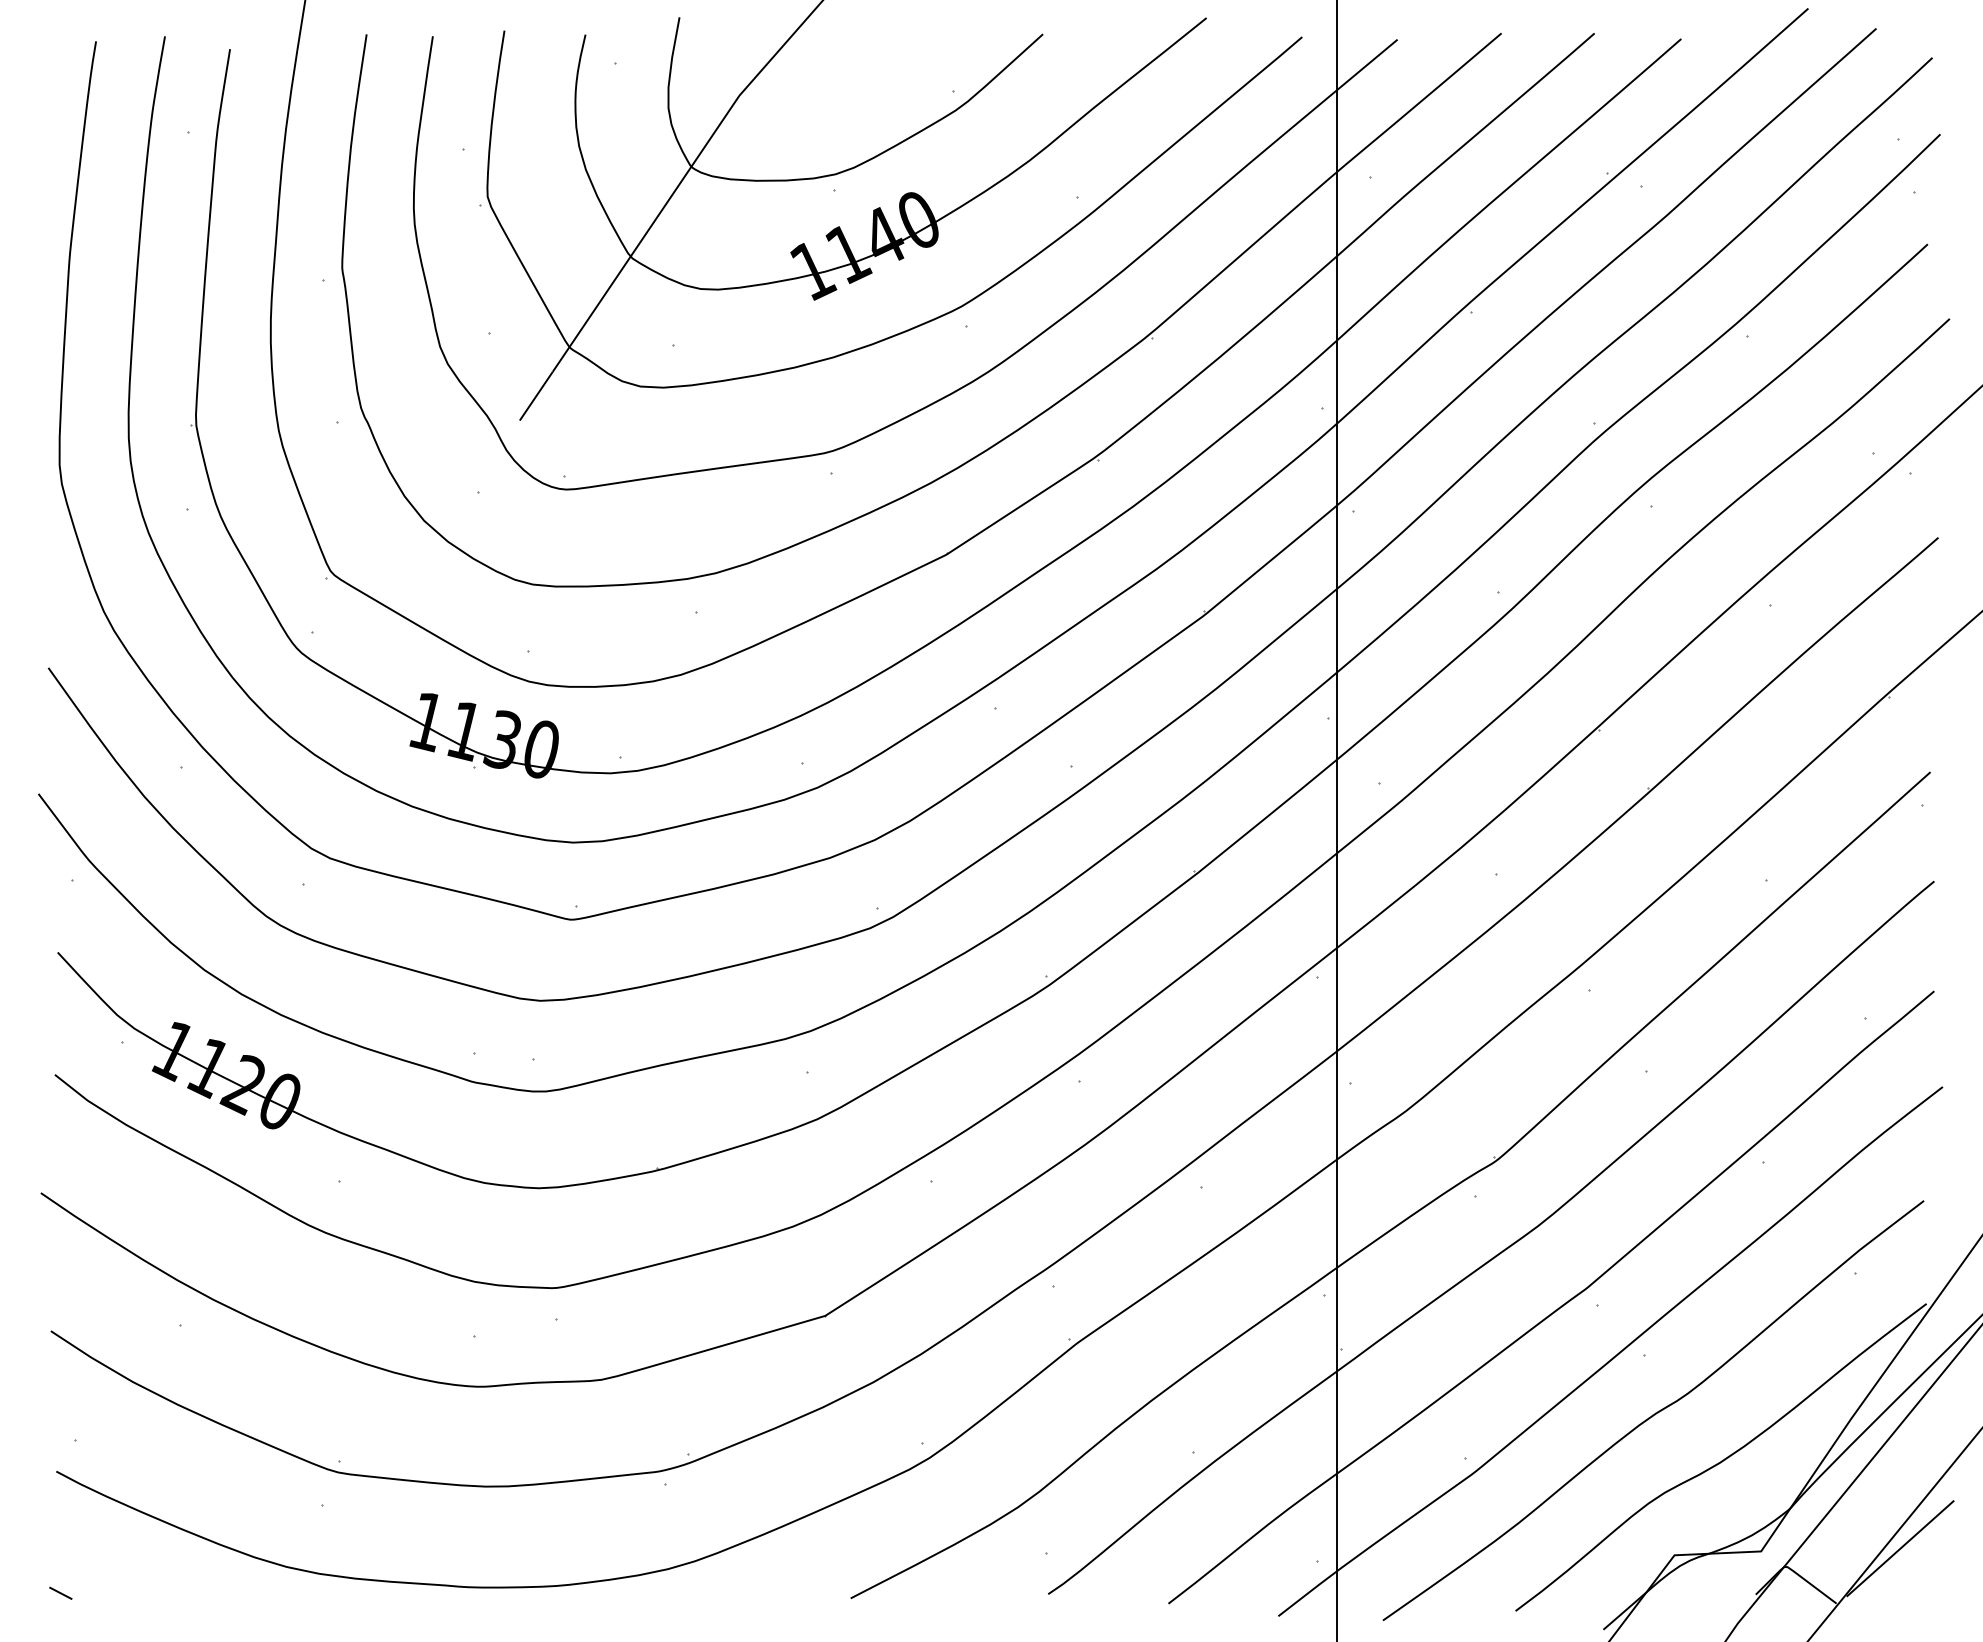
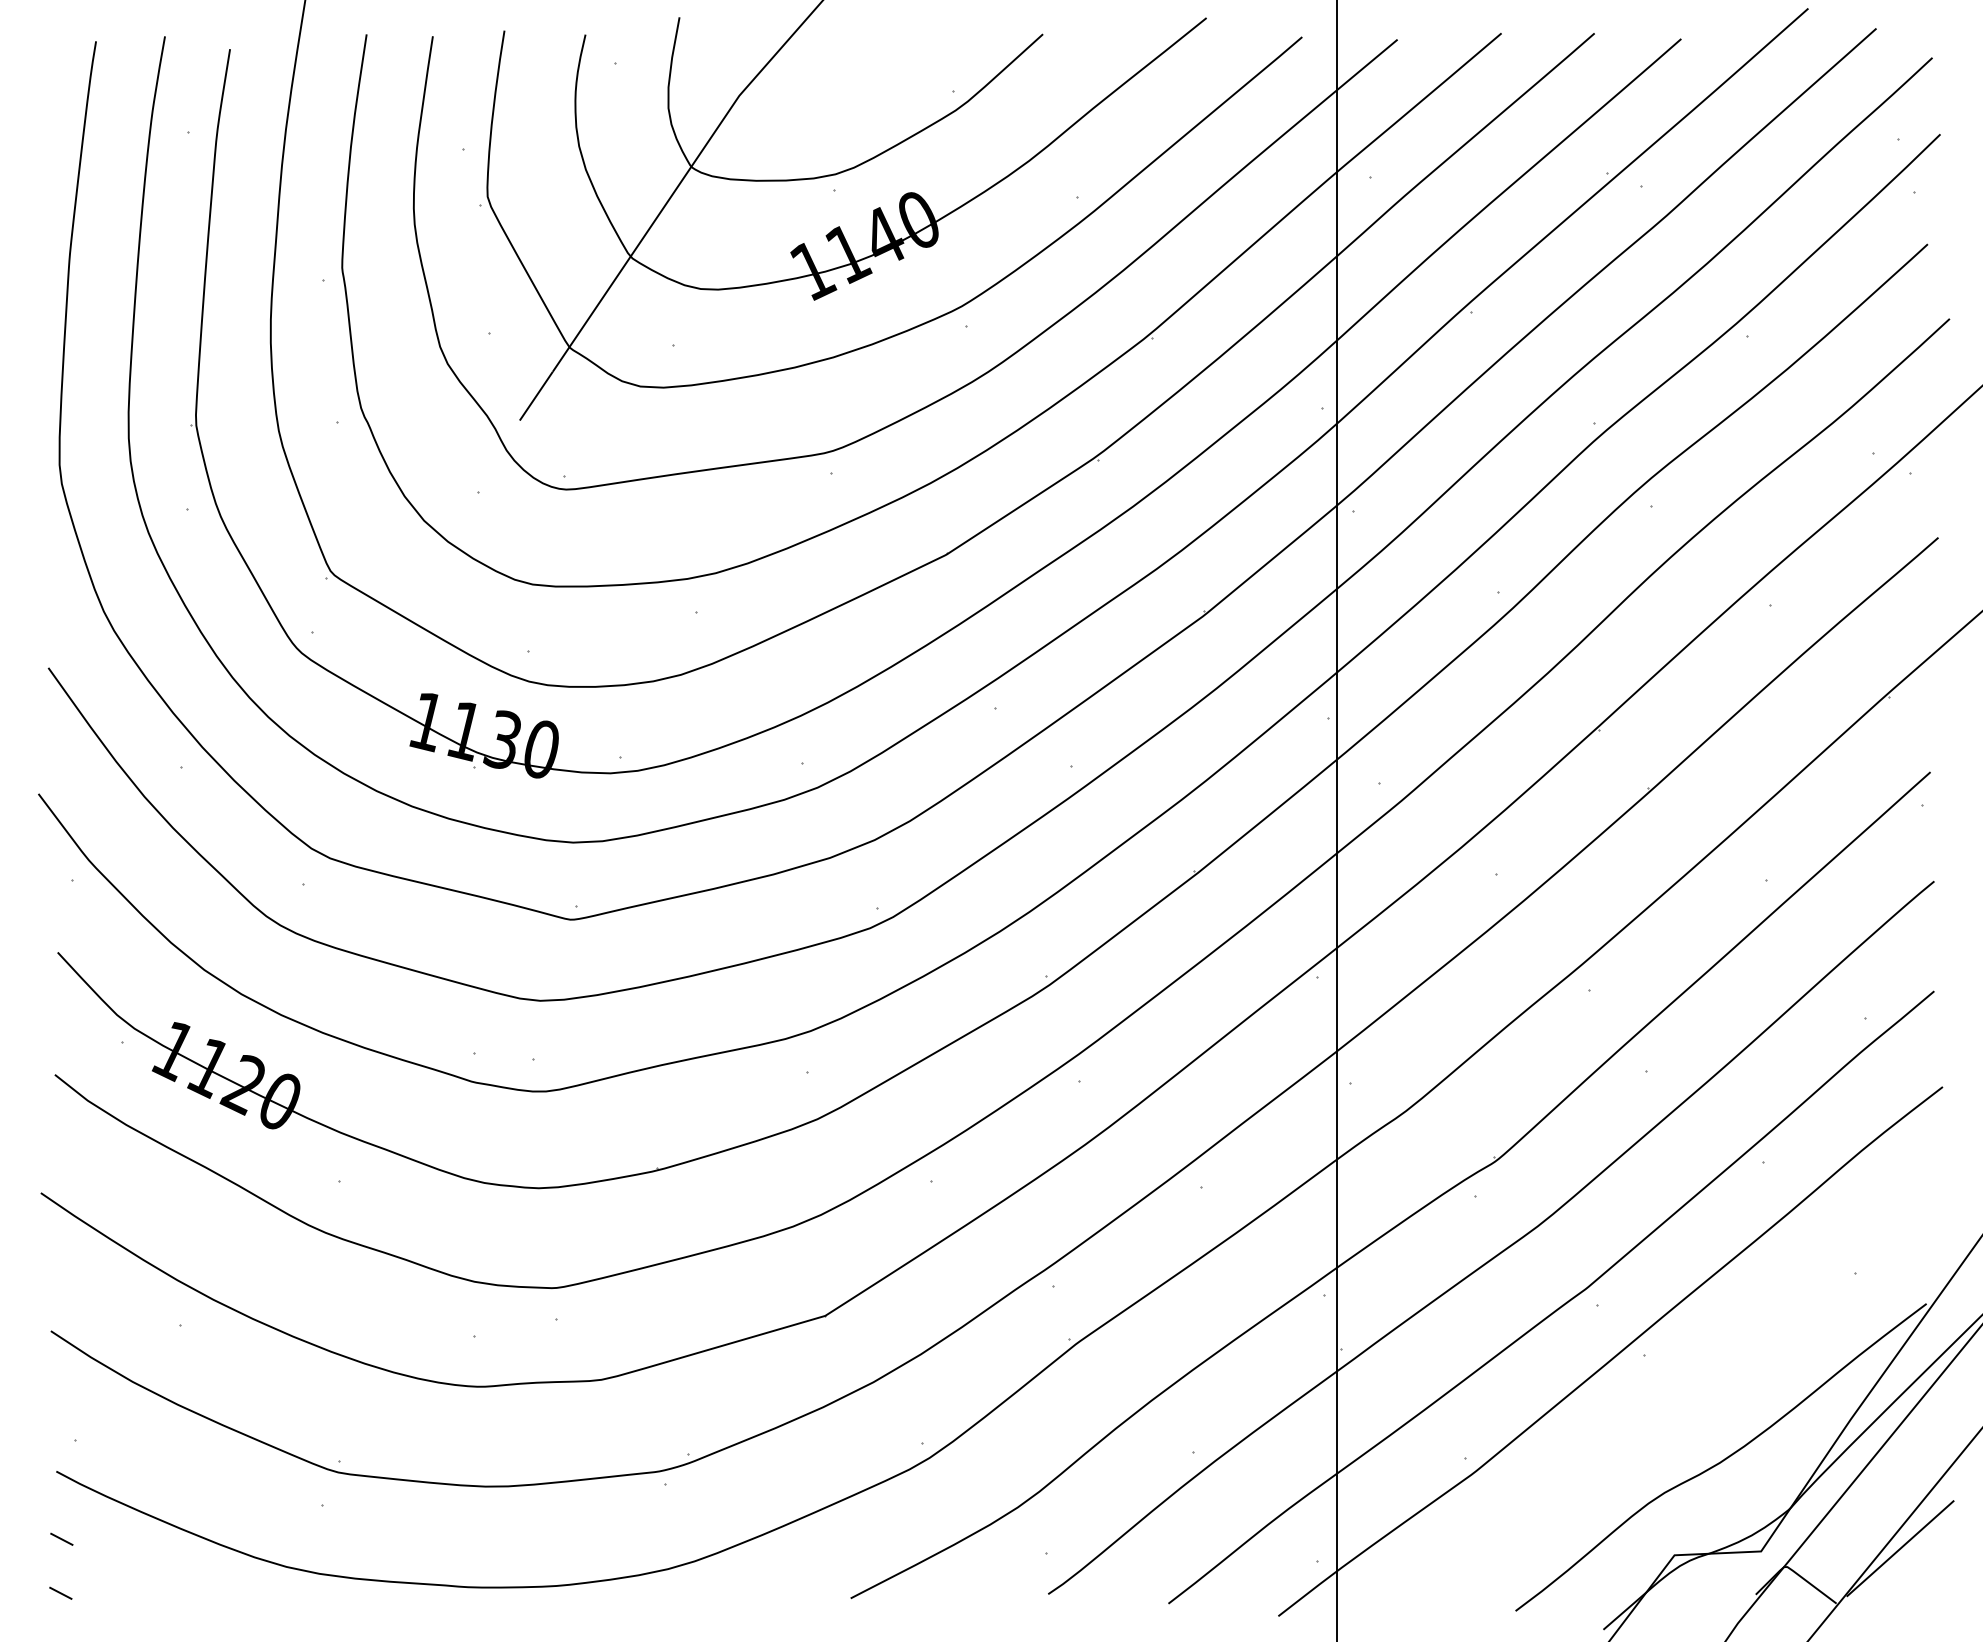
curve: present -> none (1655, 1412)
line: none -> present (61, 1538)
